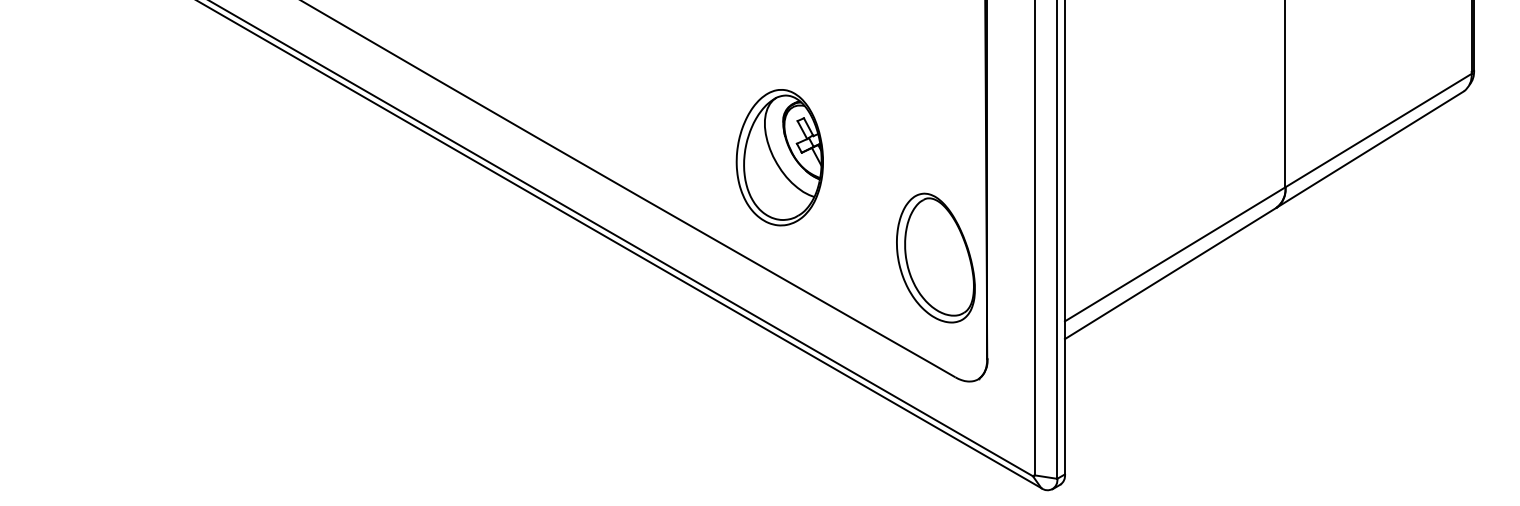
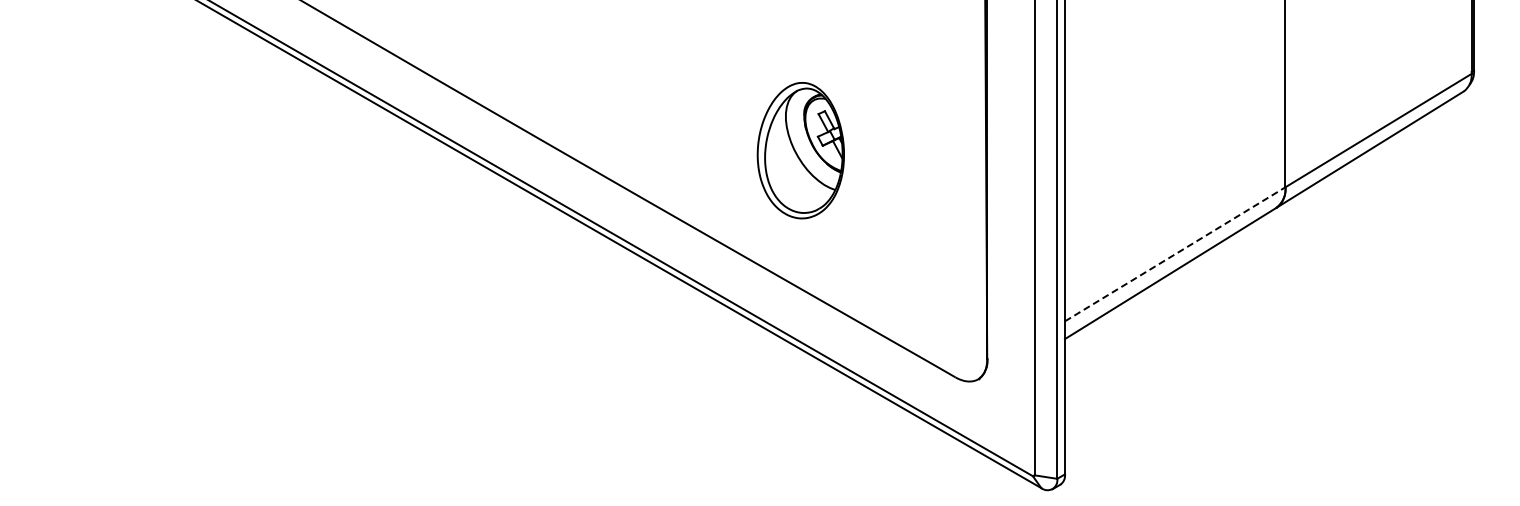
part position: (779, 157) -> (800, 150) (800, 150)
line: solid -> dashed (1175, 254)
part: present -> none (935, 257)
